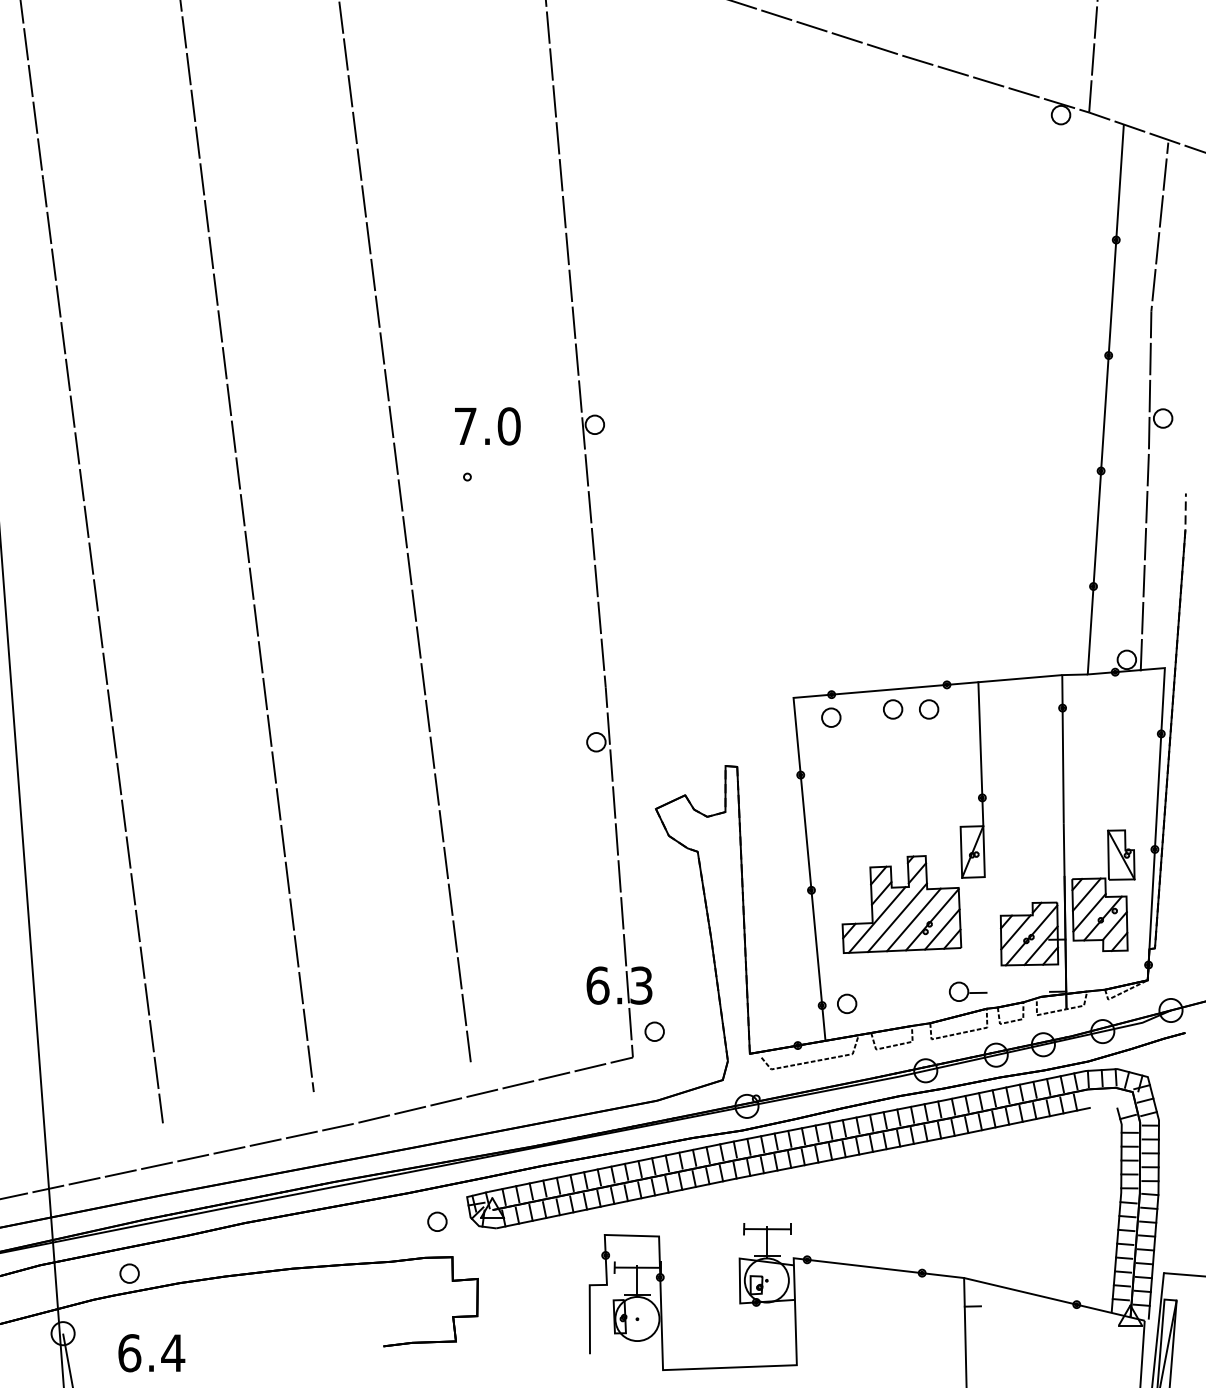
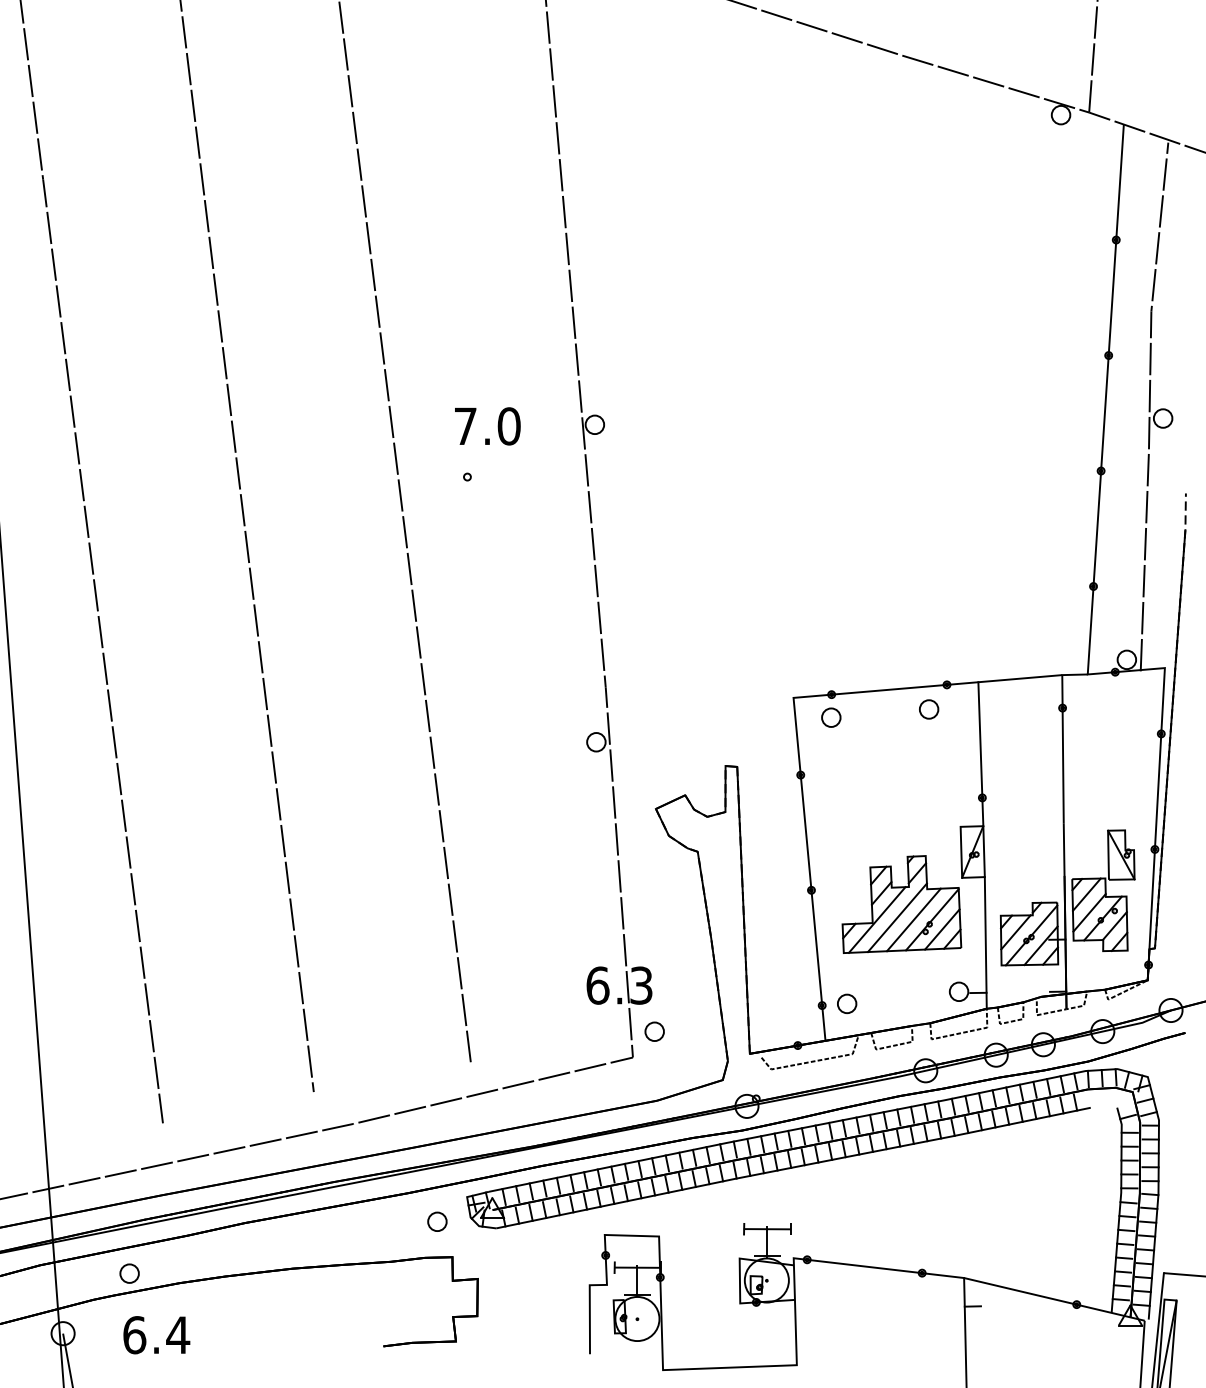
part: present -> none (893, 709)
line: none -> present (985, 942)
text position: (151, 1353) -> (156, 1335) (156, 1335)
